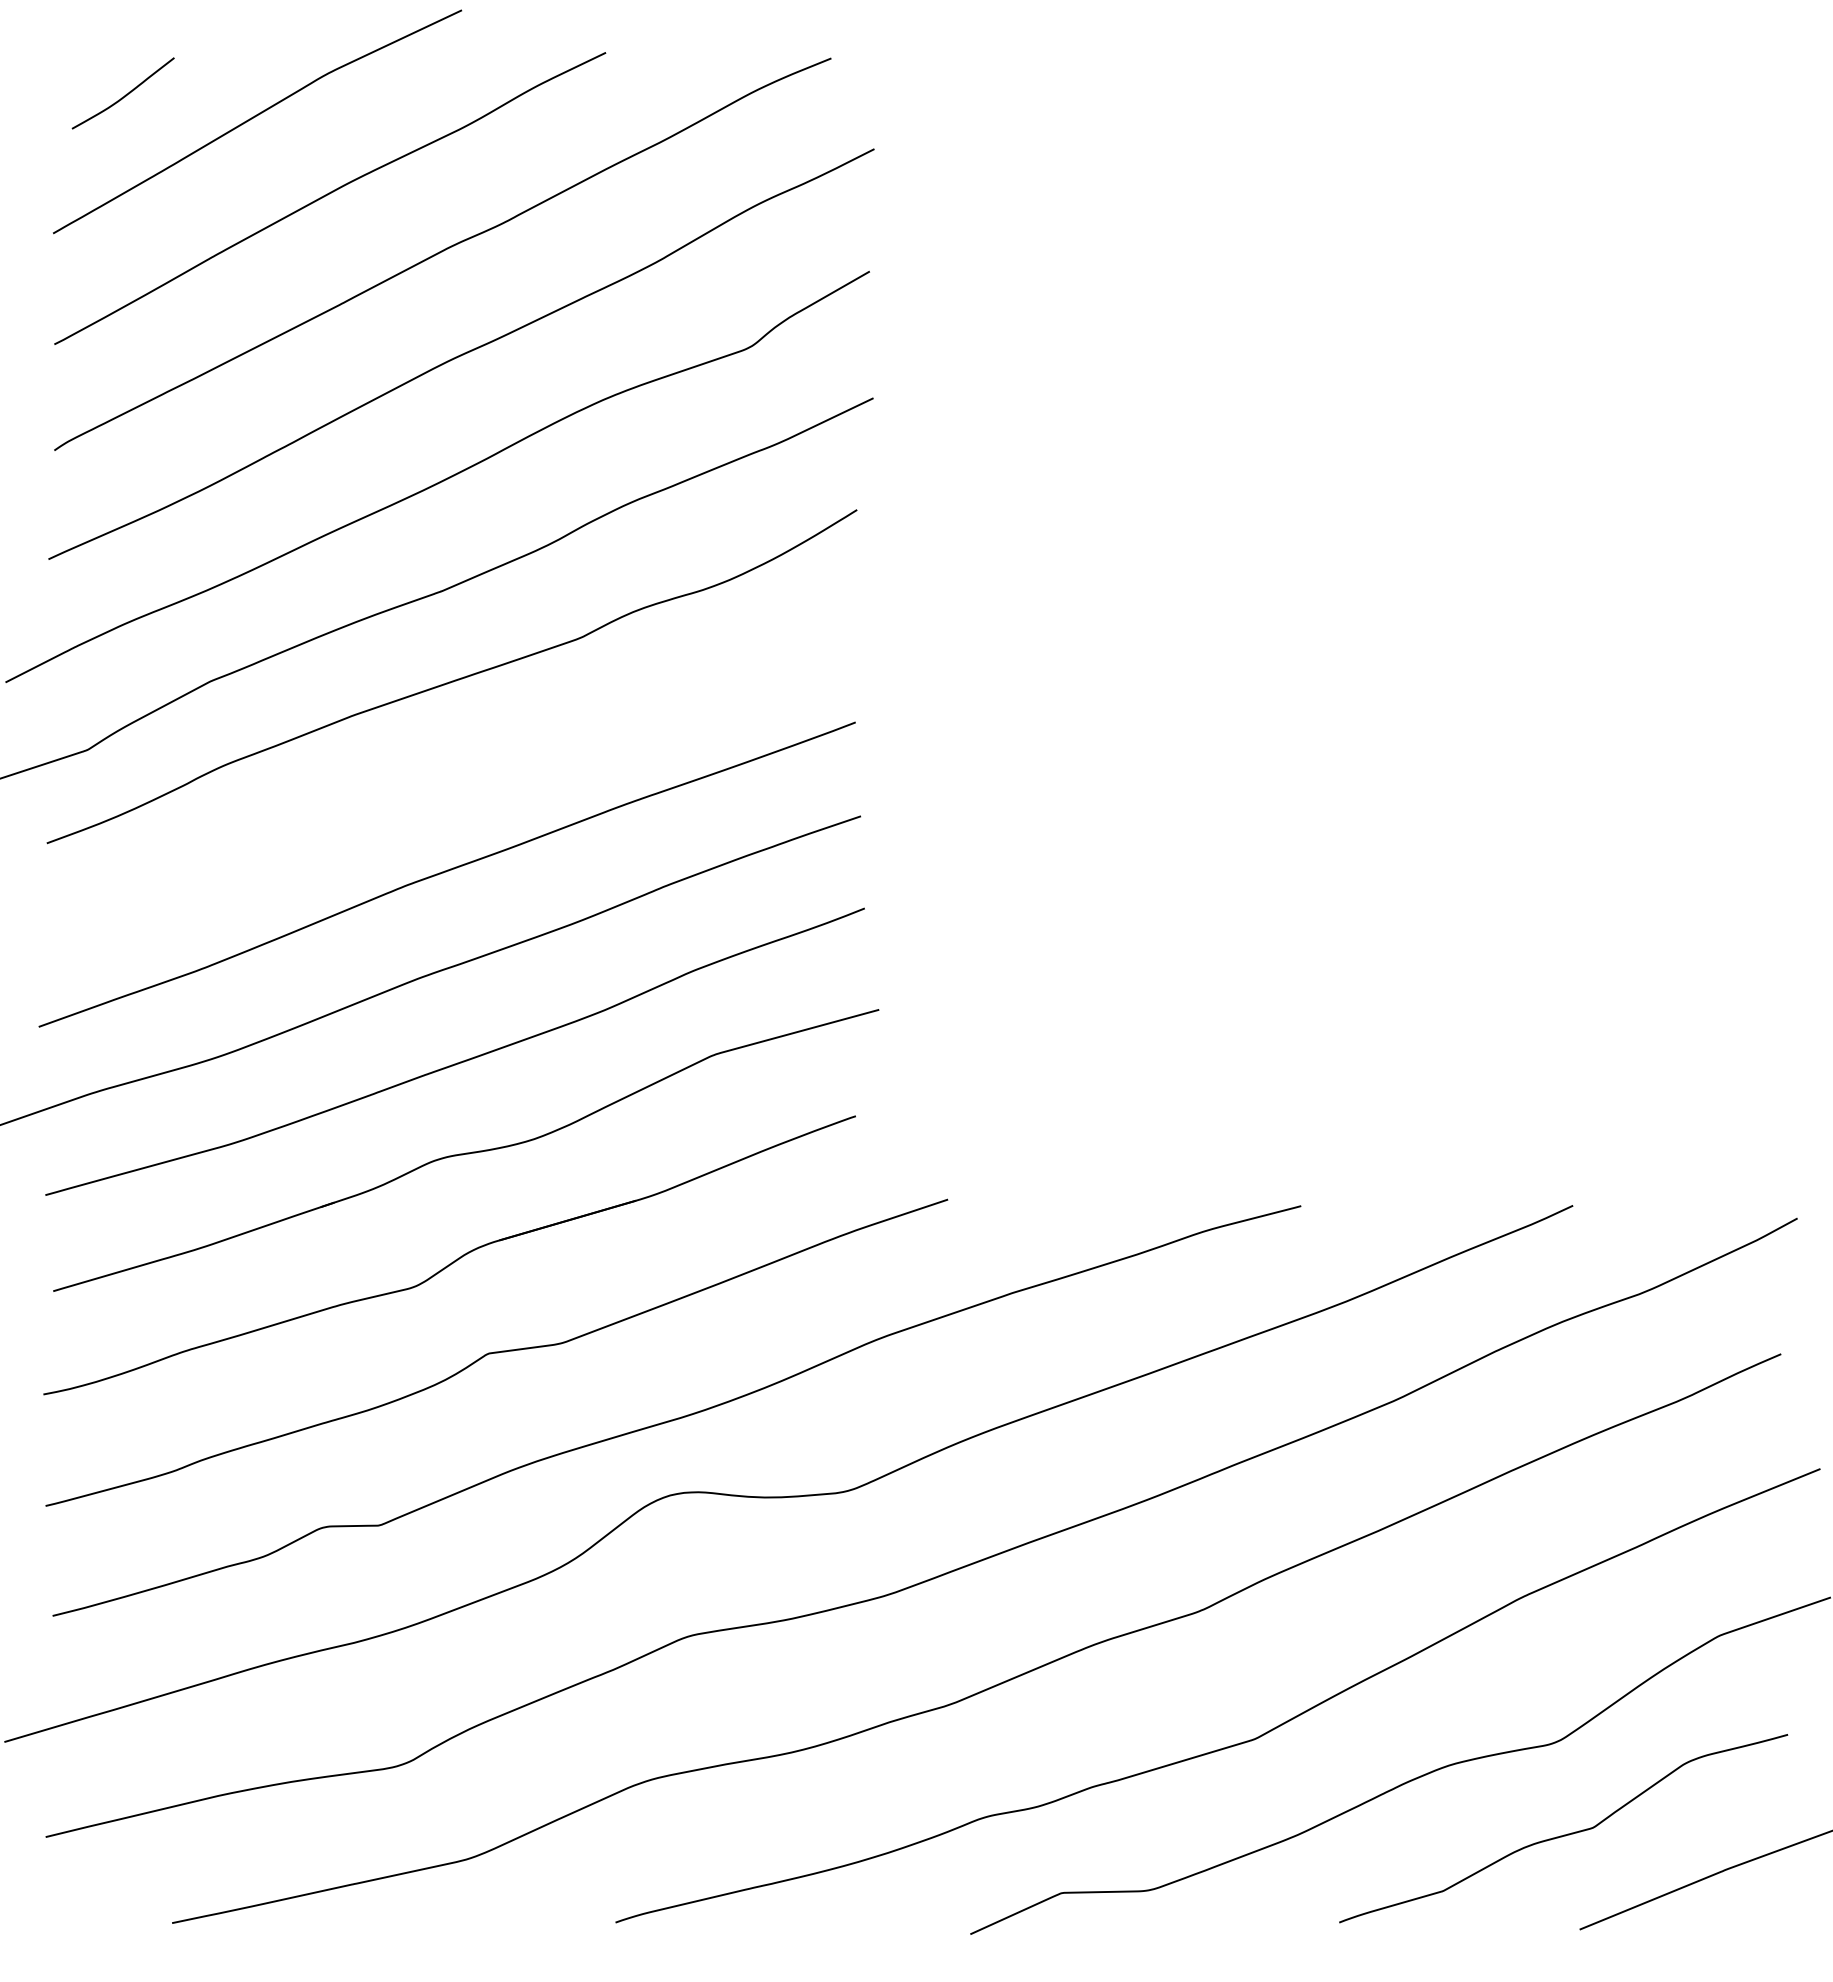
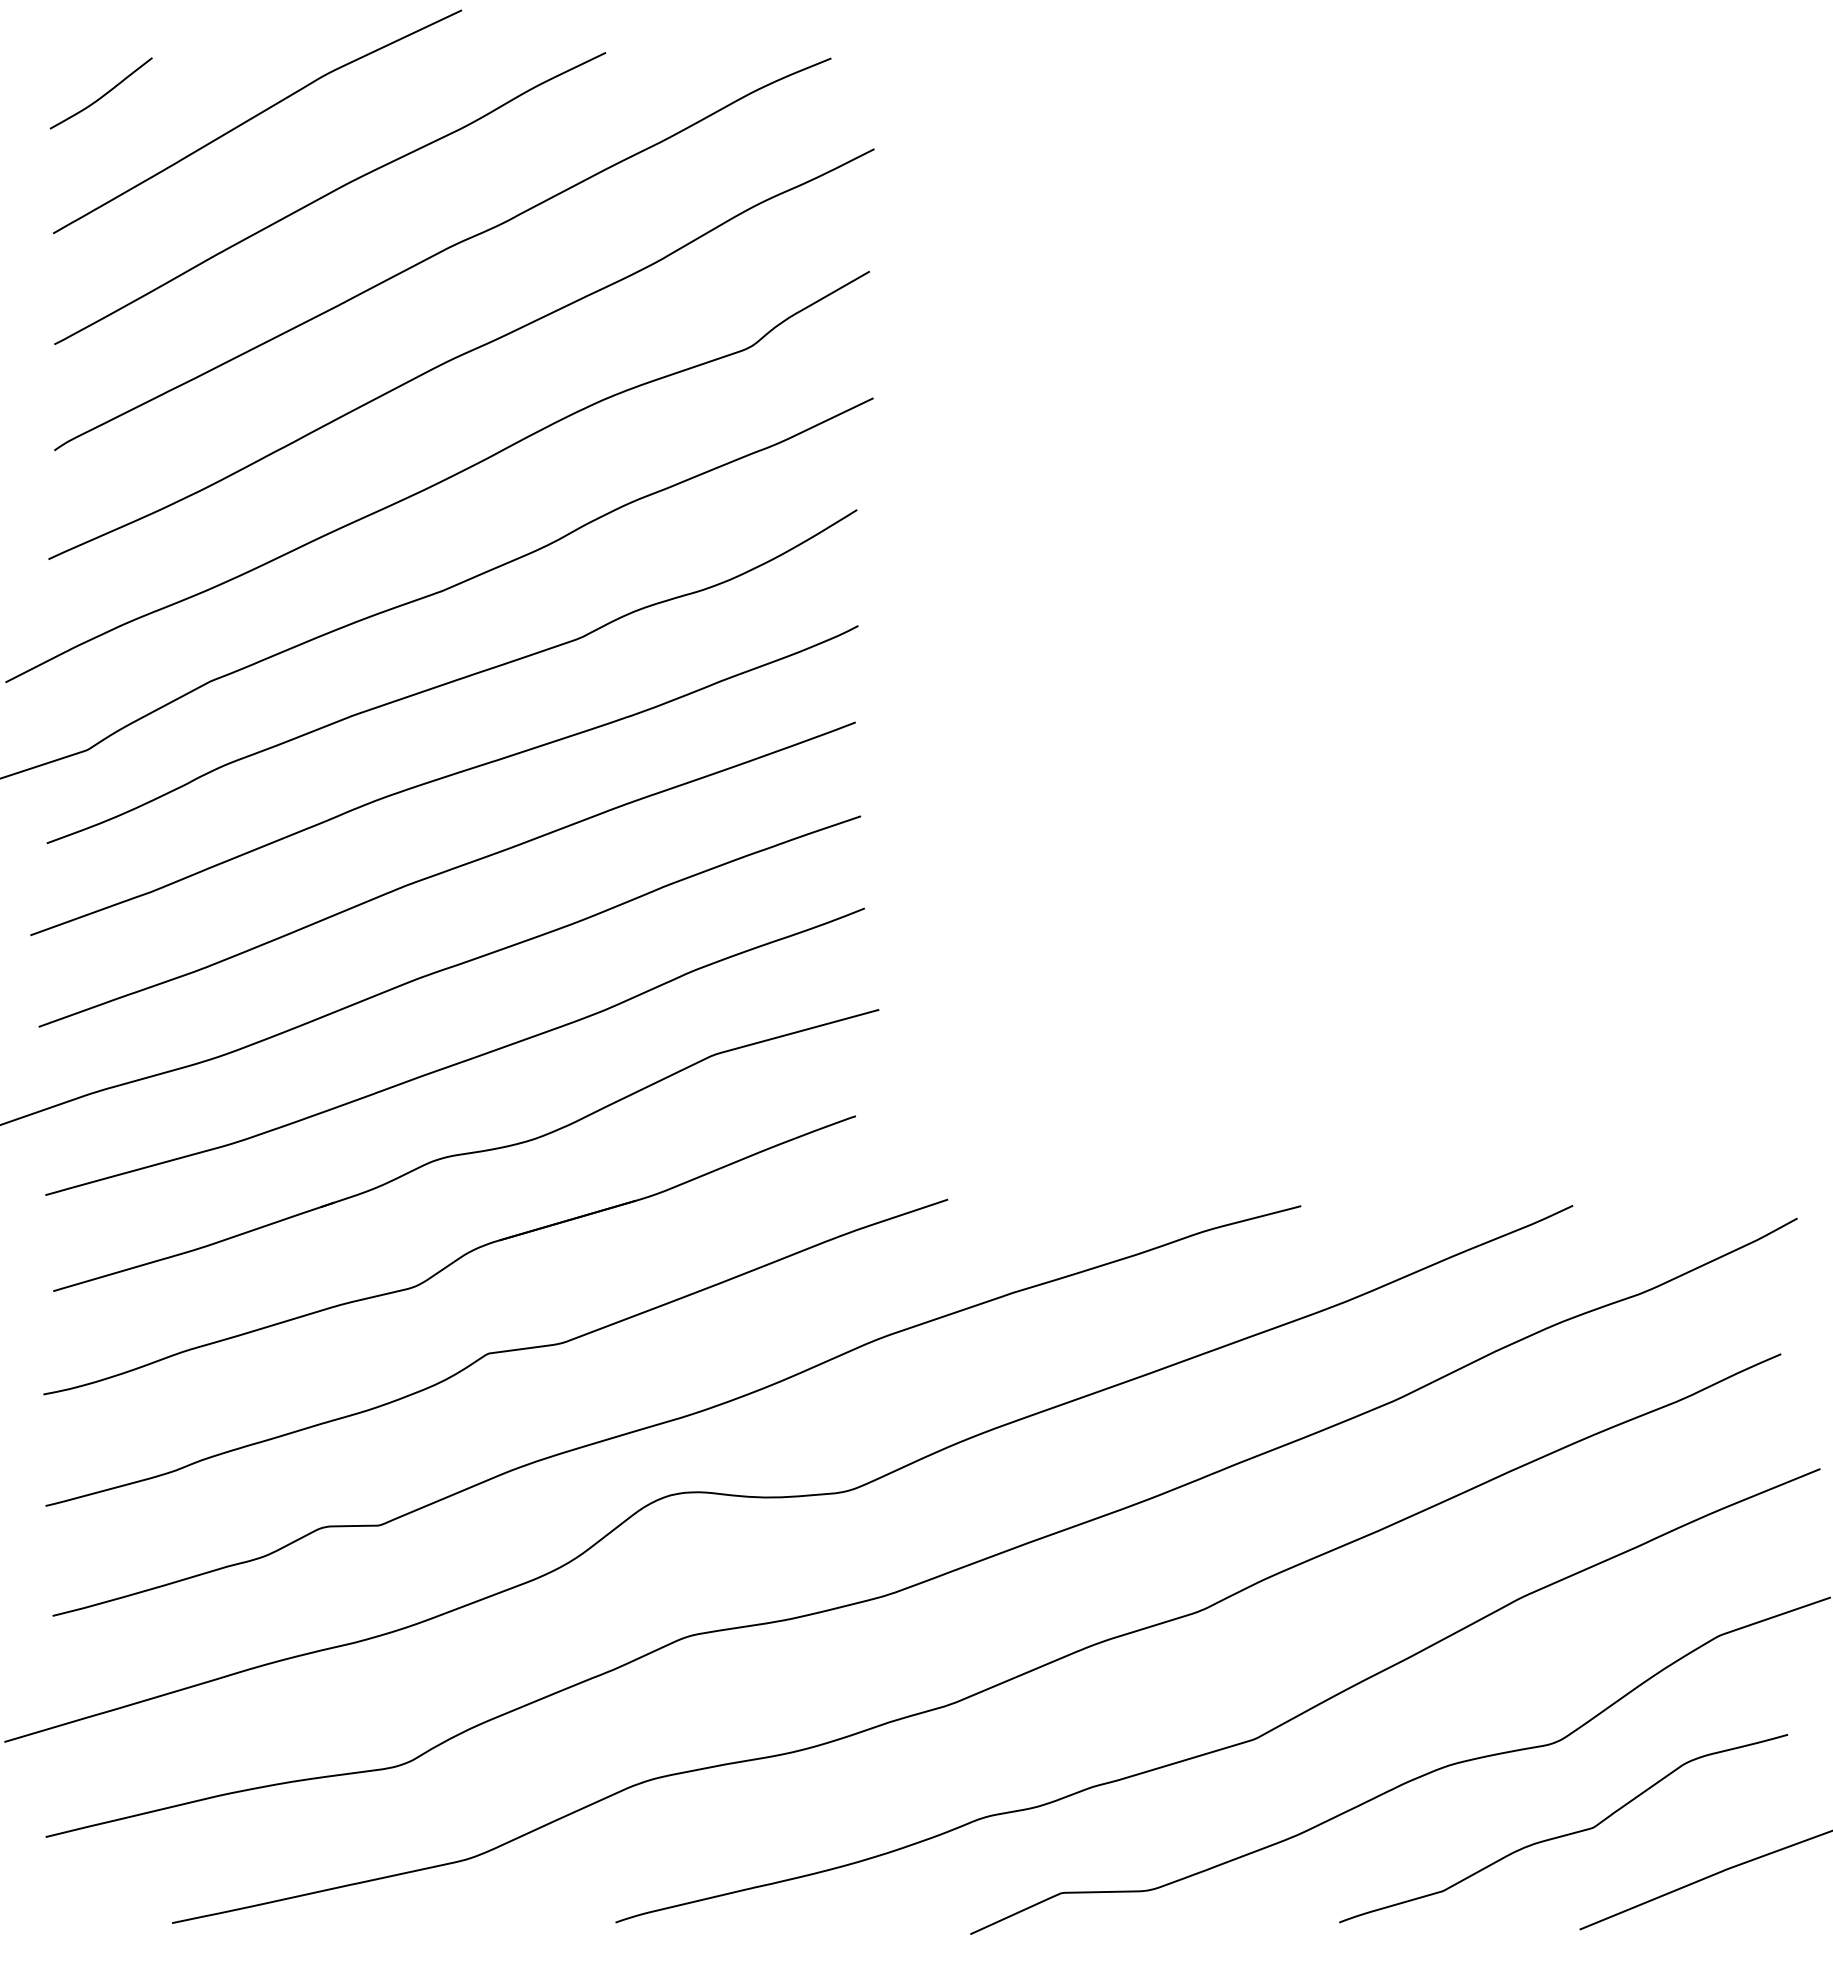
curve position: (124, 95) -> (102, 95) (102, 95)
curve: none -> present (444, 778)
